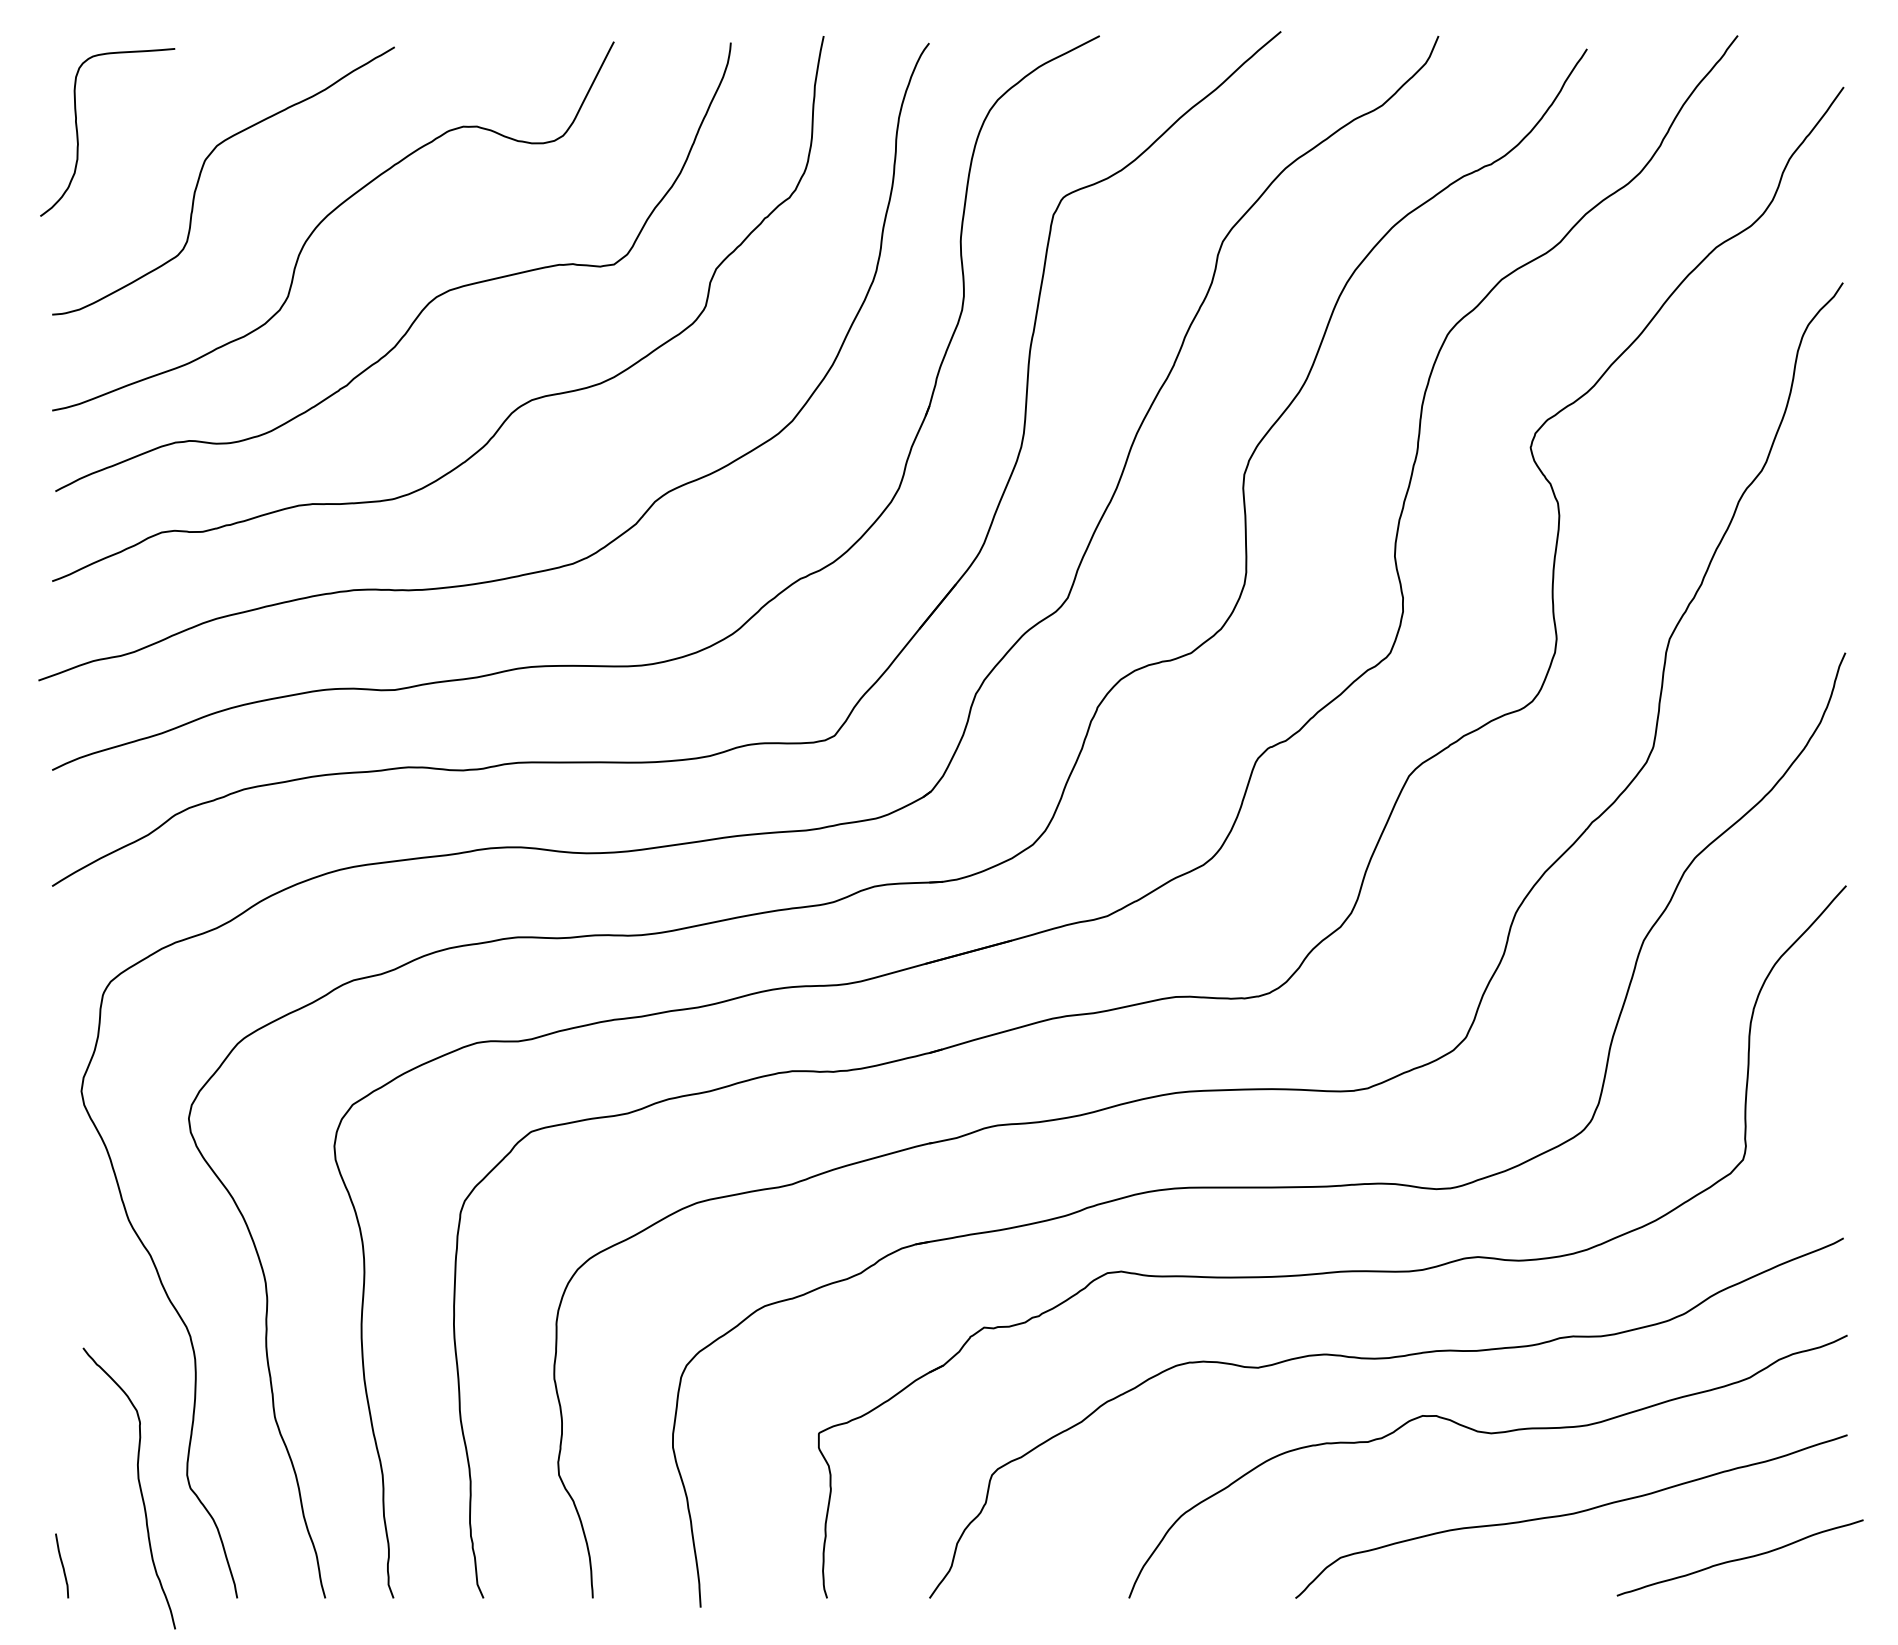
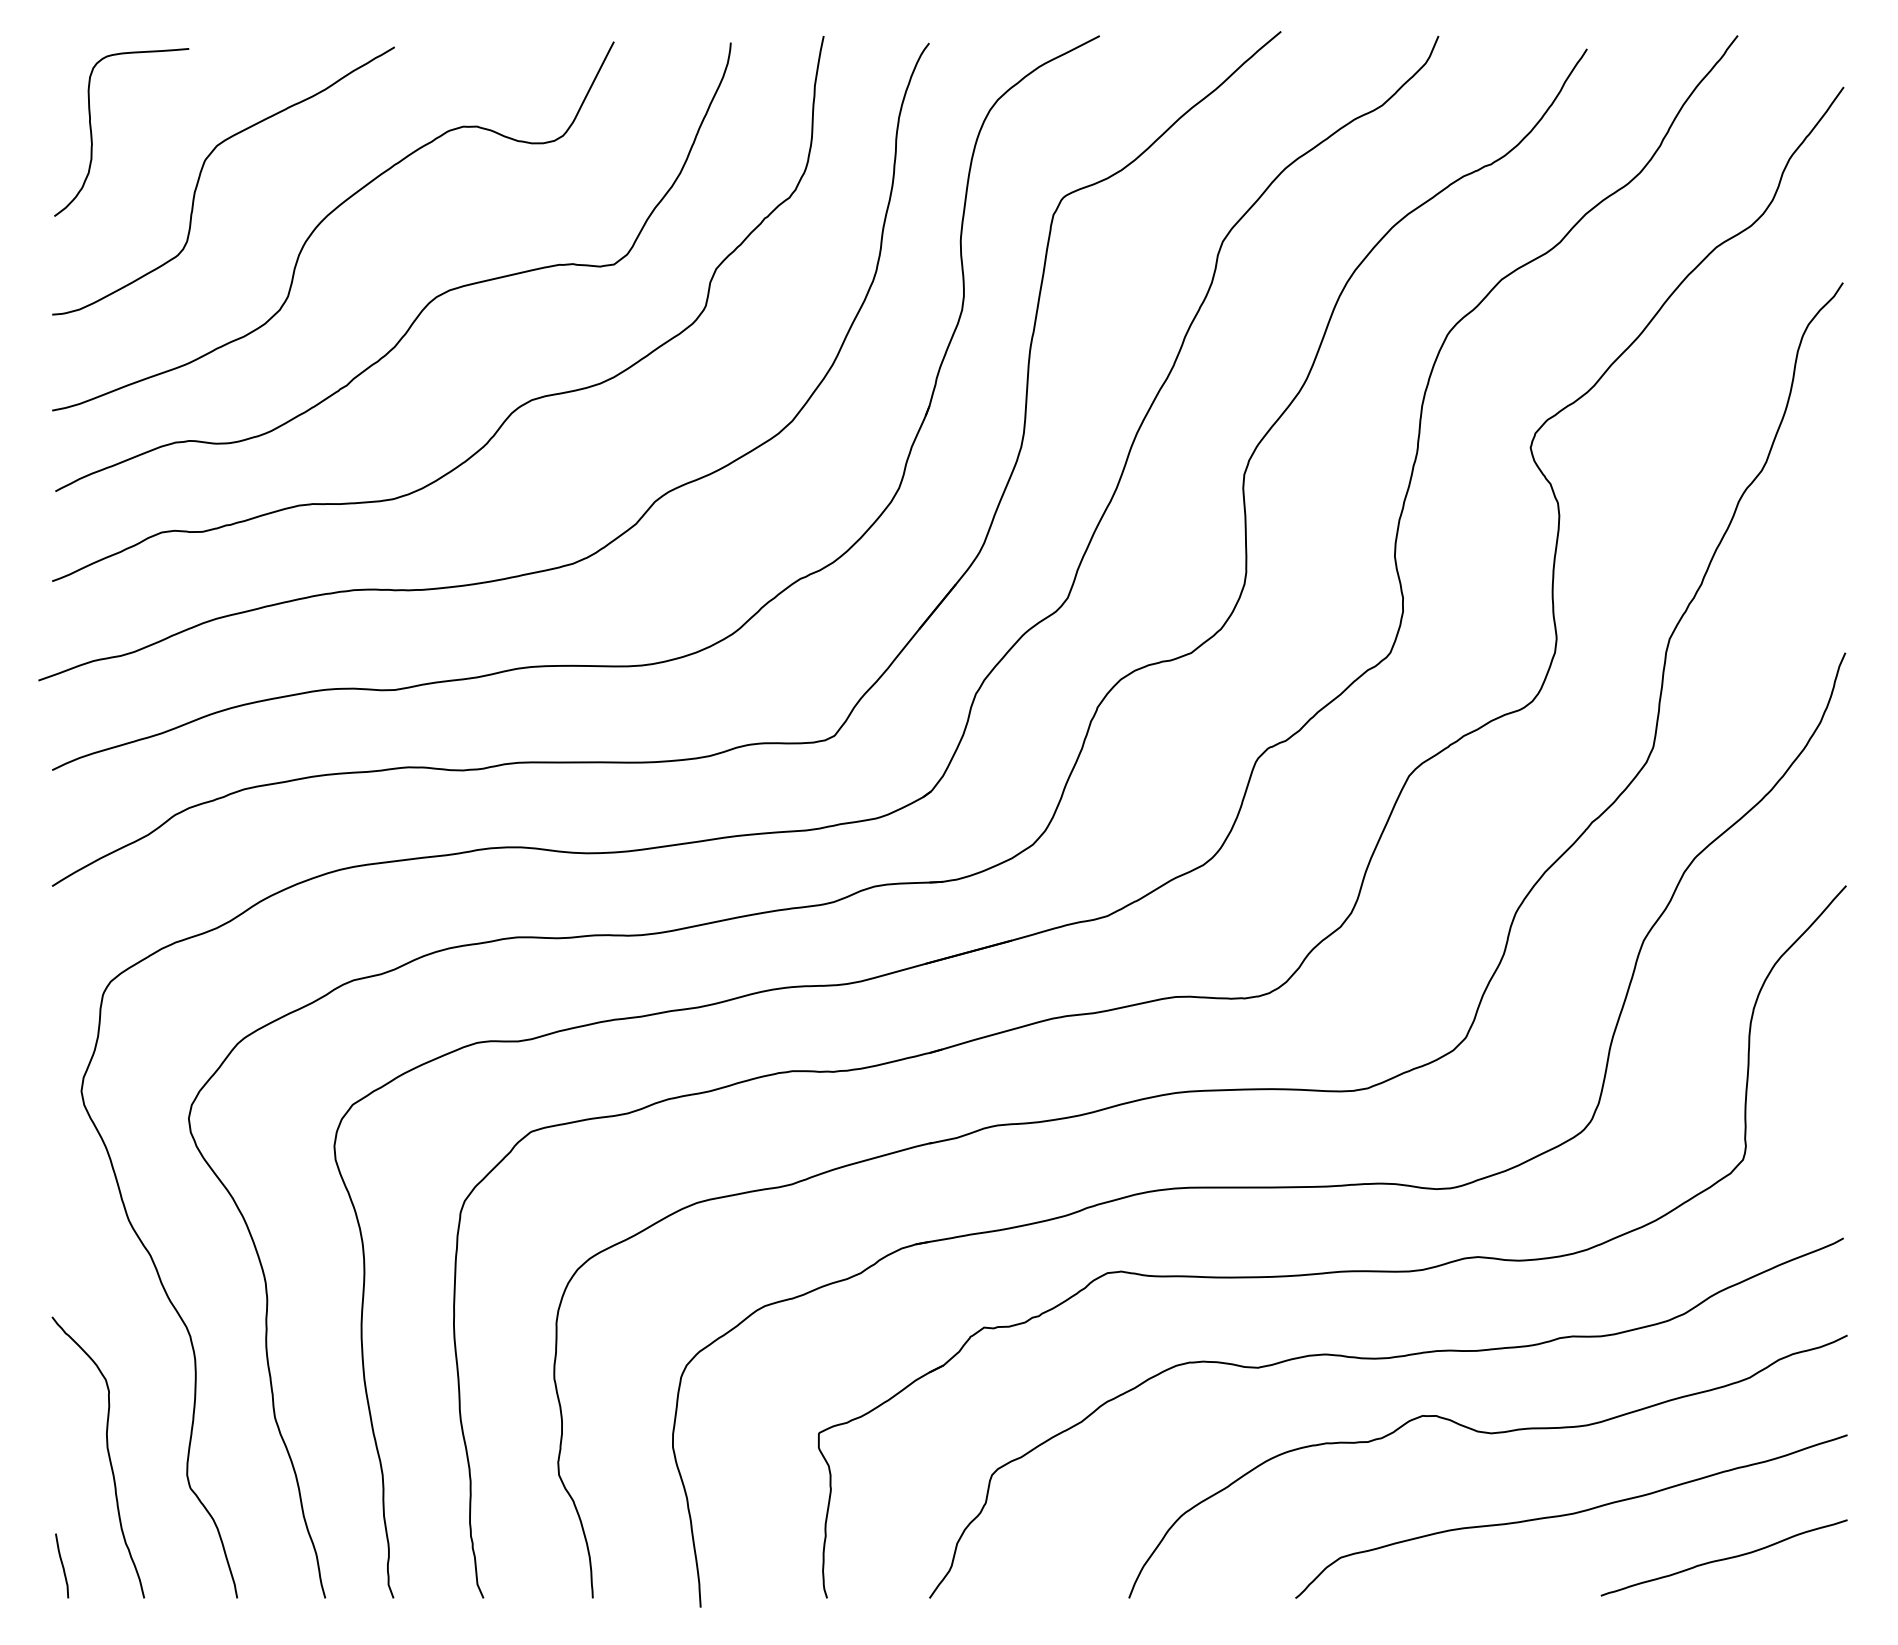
curve position: (78, 133) -> (92, 133) (92, 133)
curve position: (138, 1484) -> (107, 1453) (107, 1453)
curve position: (1739, 1558) -> (1723, 1558) (1723, 1558)
